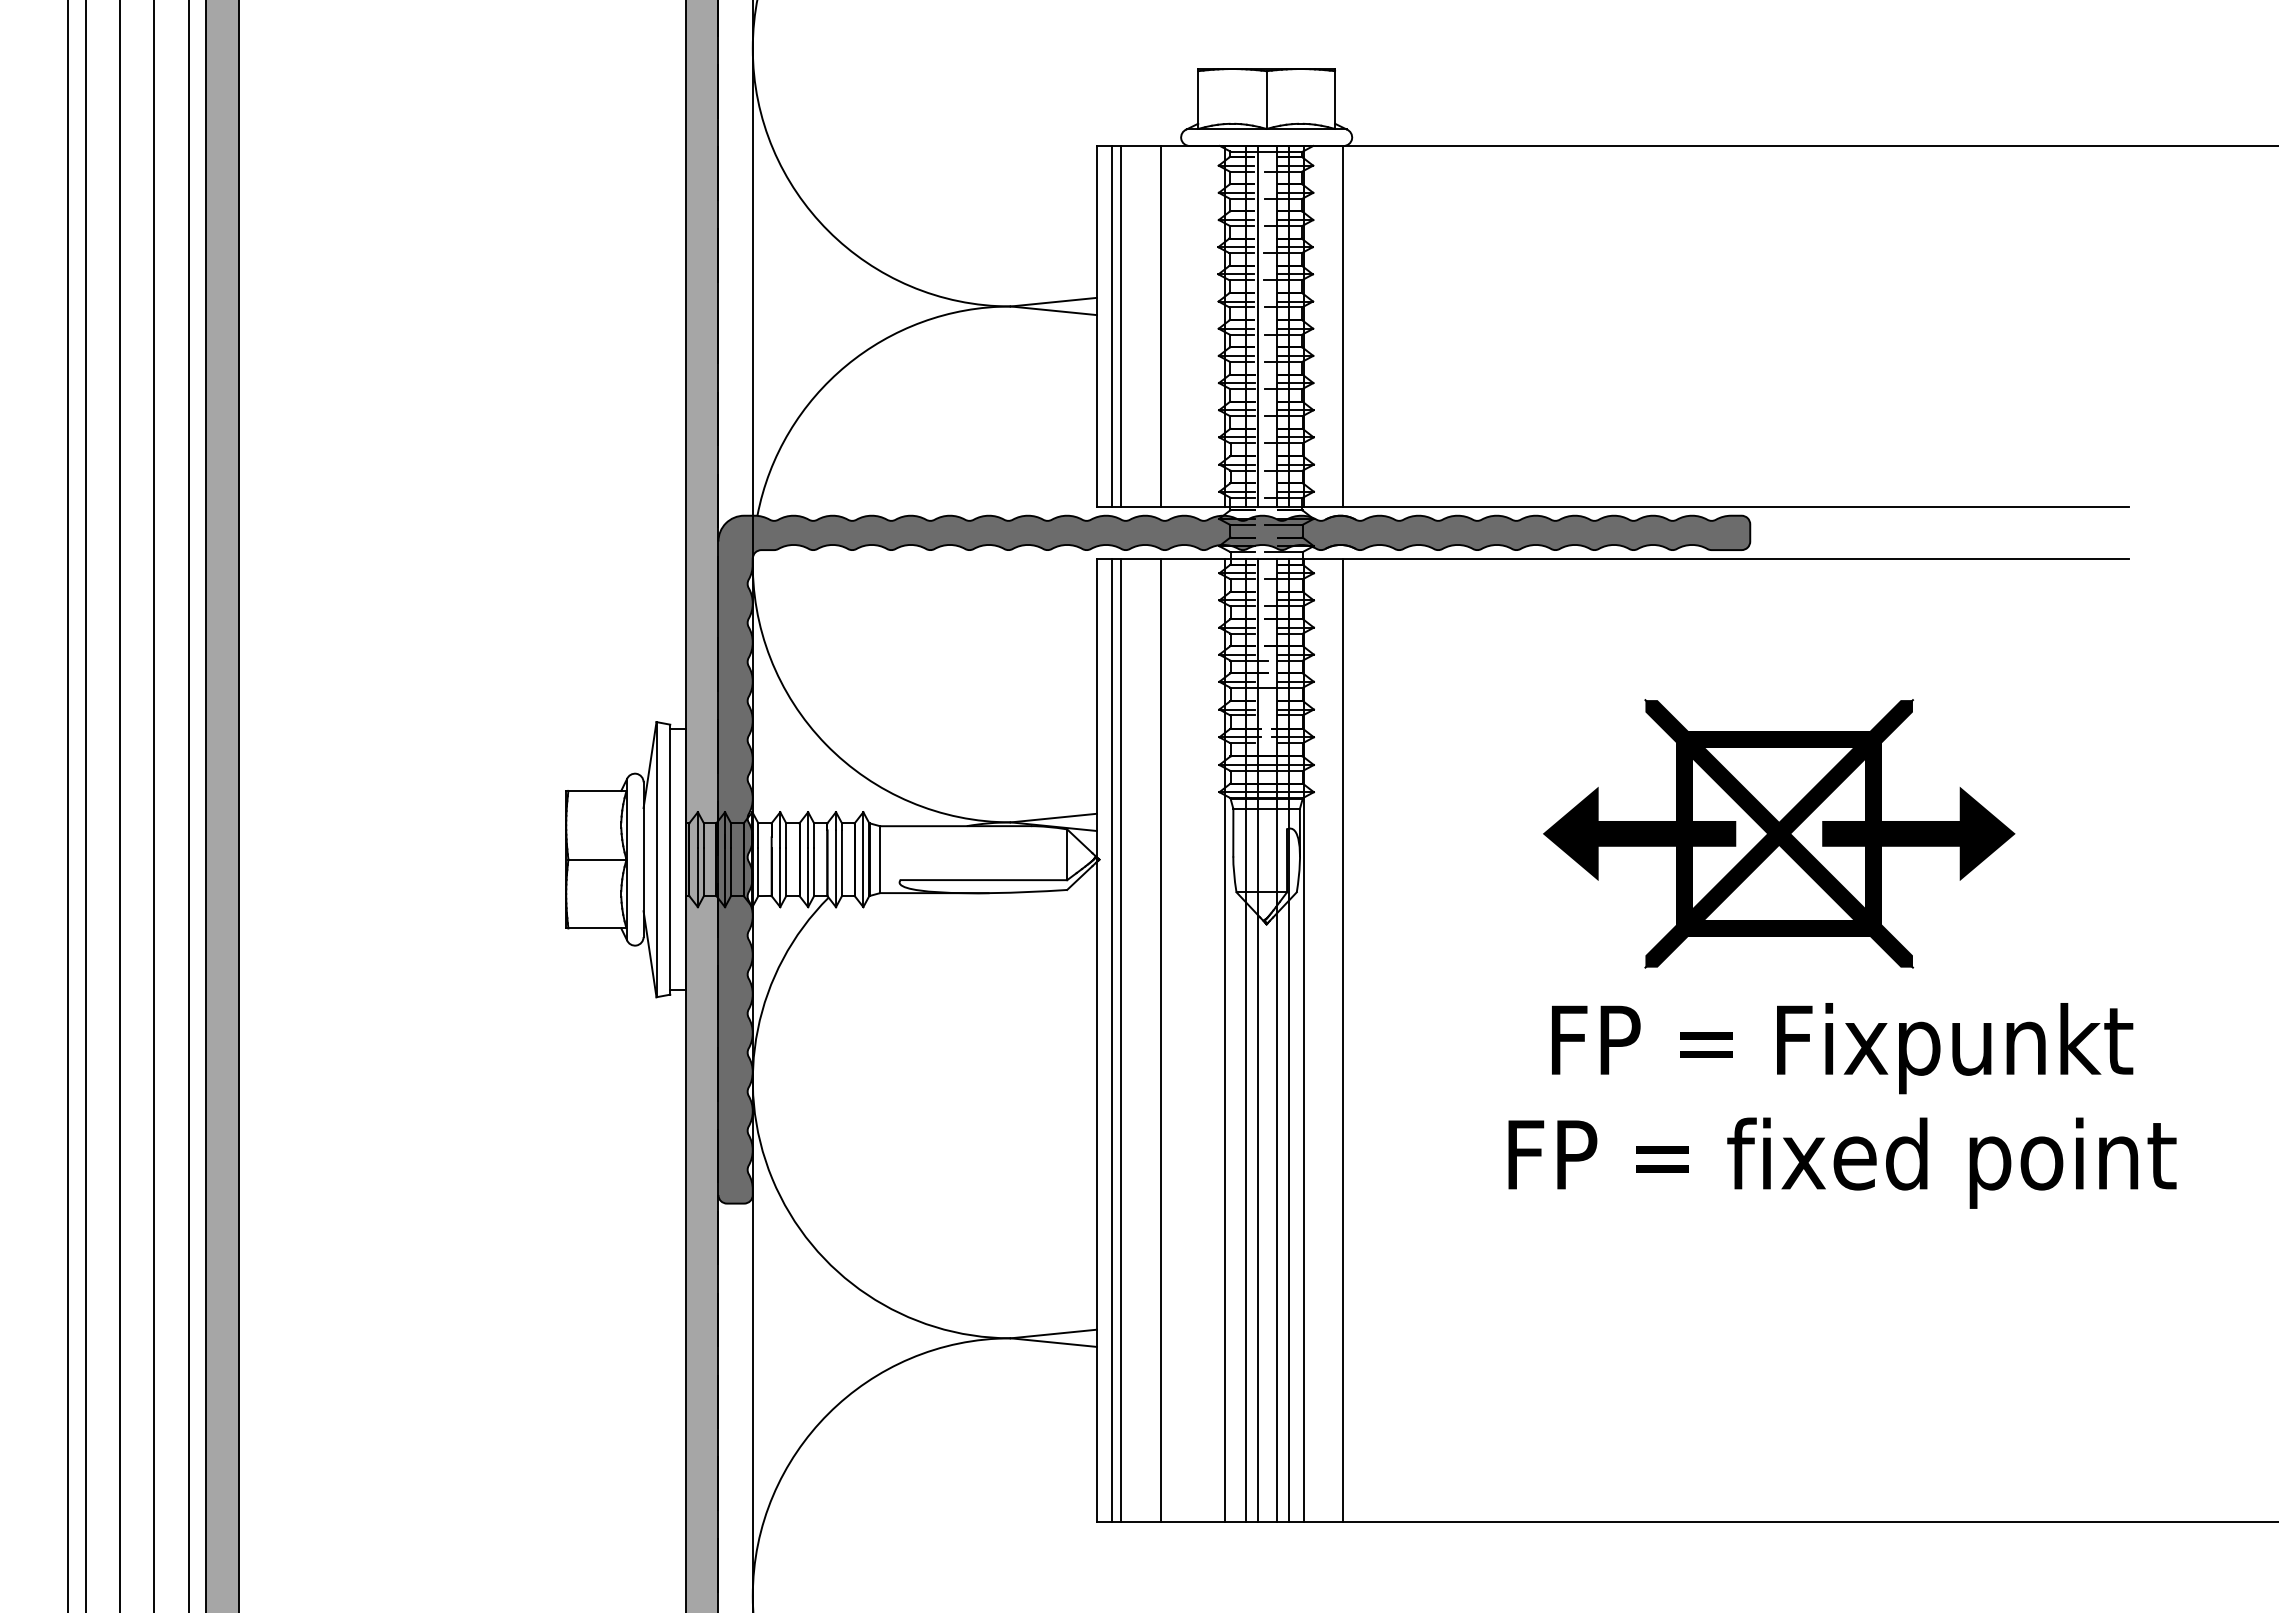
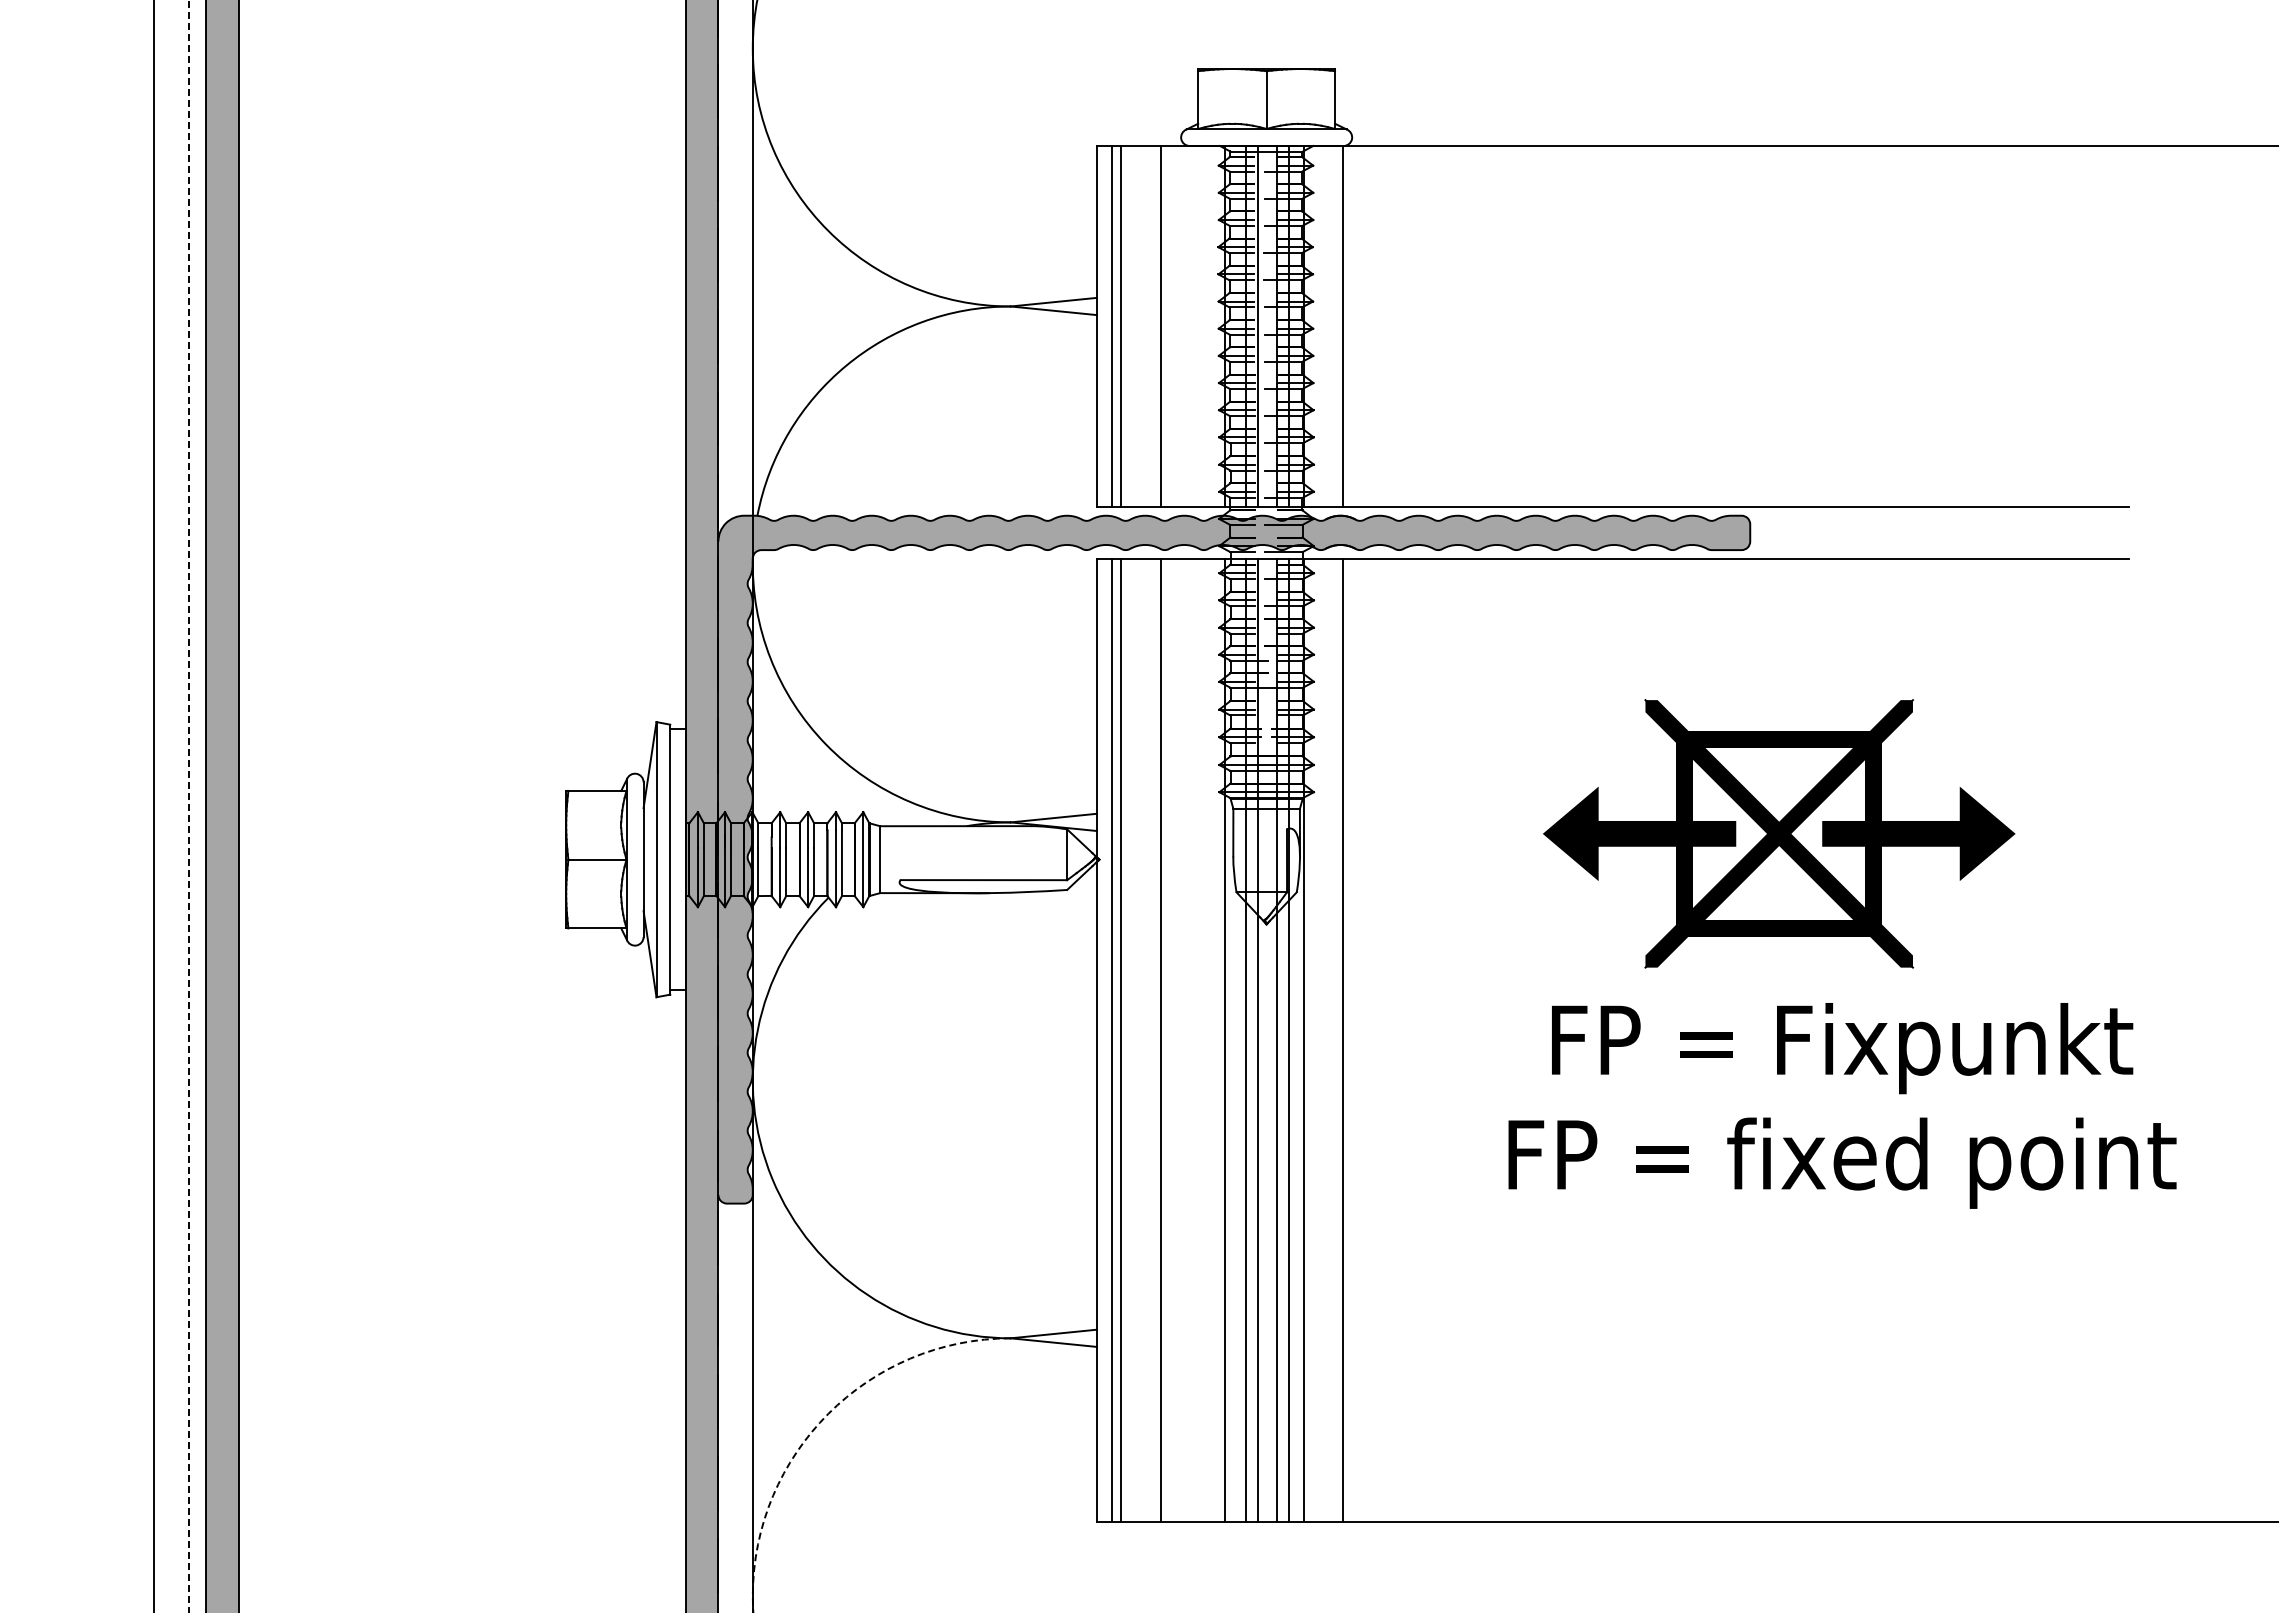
line: present -> none (68, 805)
line: present -> none (85, 805)
line: present -> none (119, 805)
line: solid -> dashed (188, 806)
fill: present -> none (1234, 859)
arc: solid -> dashed (822, 1420)
